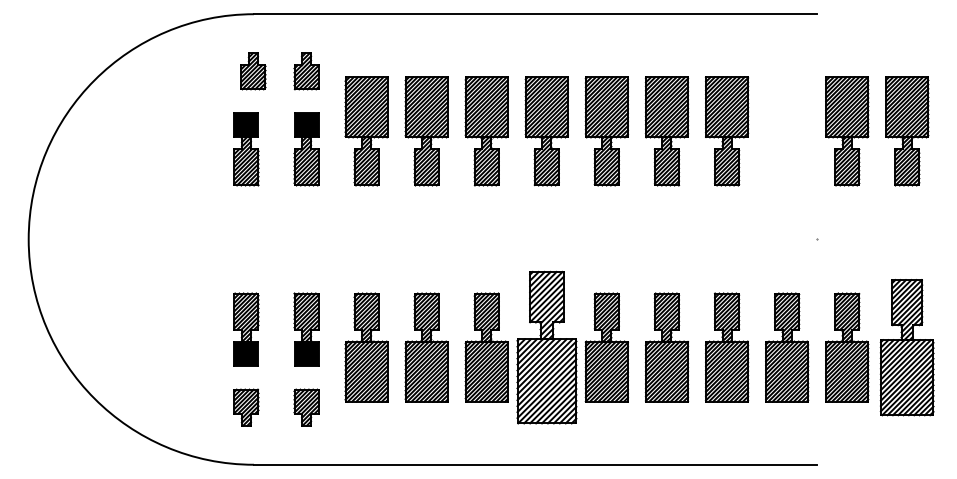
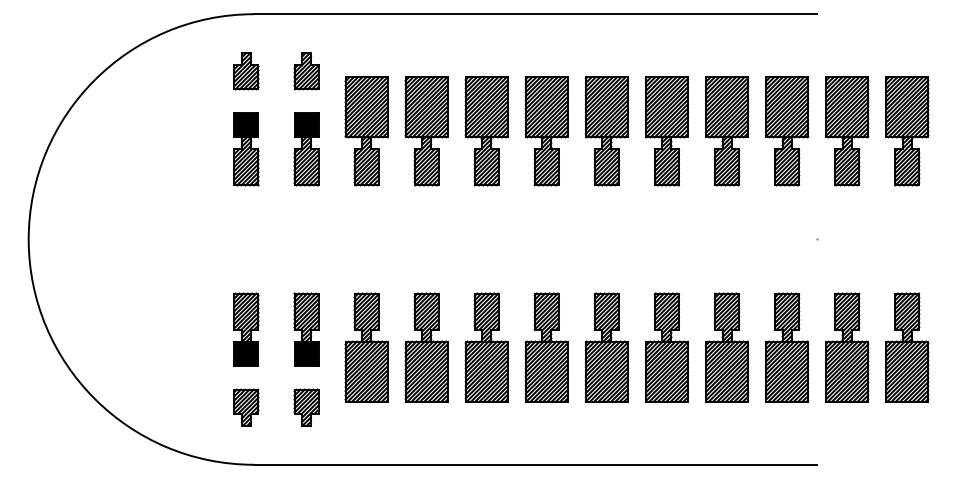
part position: (253, 71) -> (246, 71) (246, 71)
part: none -> present (787, 131)
part size: 62x155 px -> 45x111 px (546, 347)
part size: 56x138 px -> 45x111 px (907, 347)
